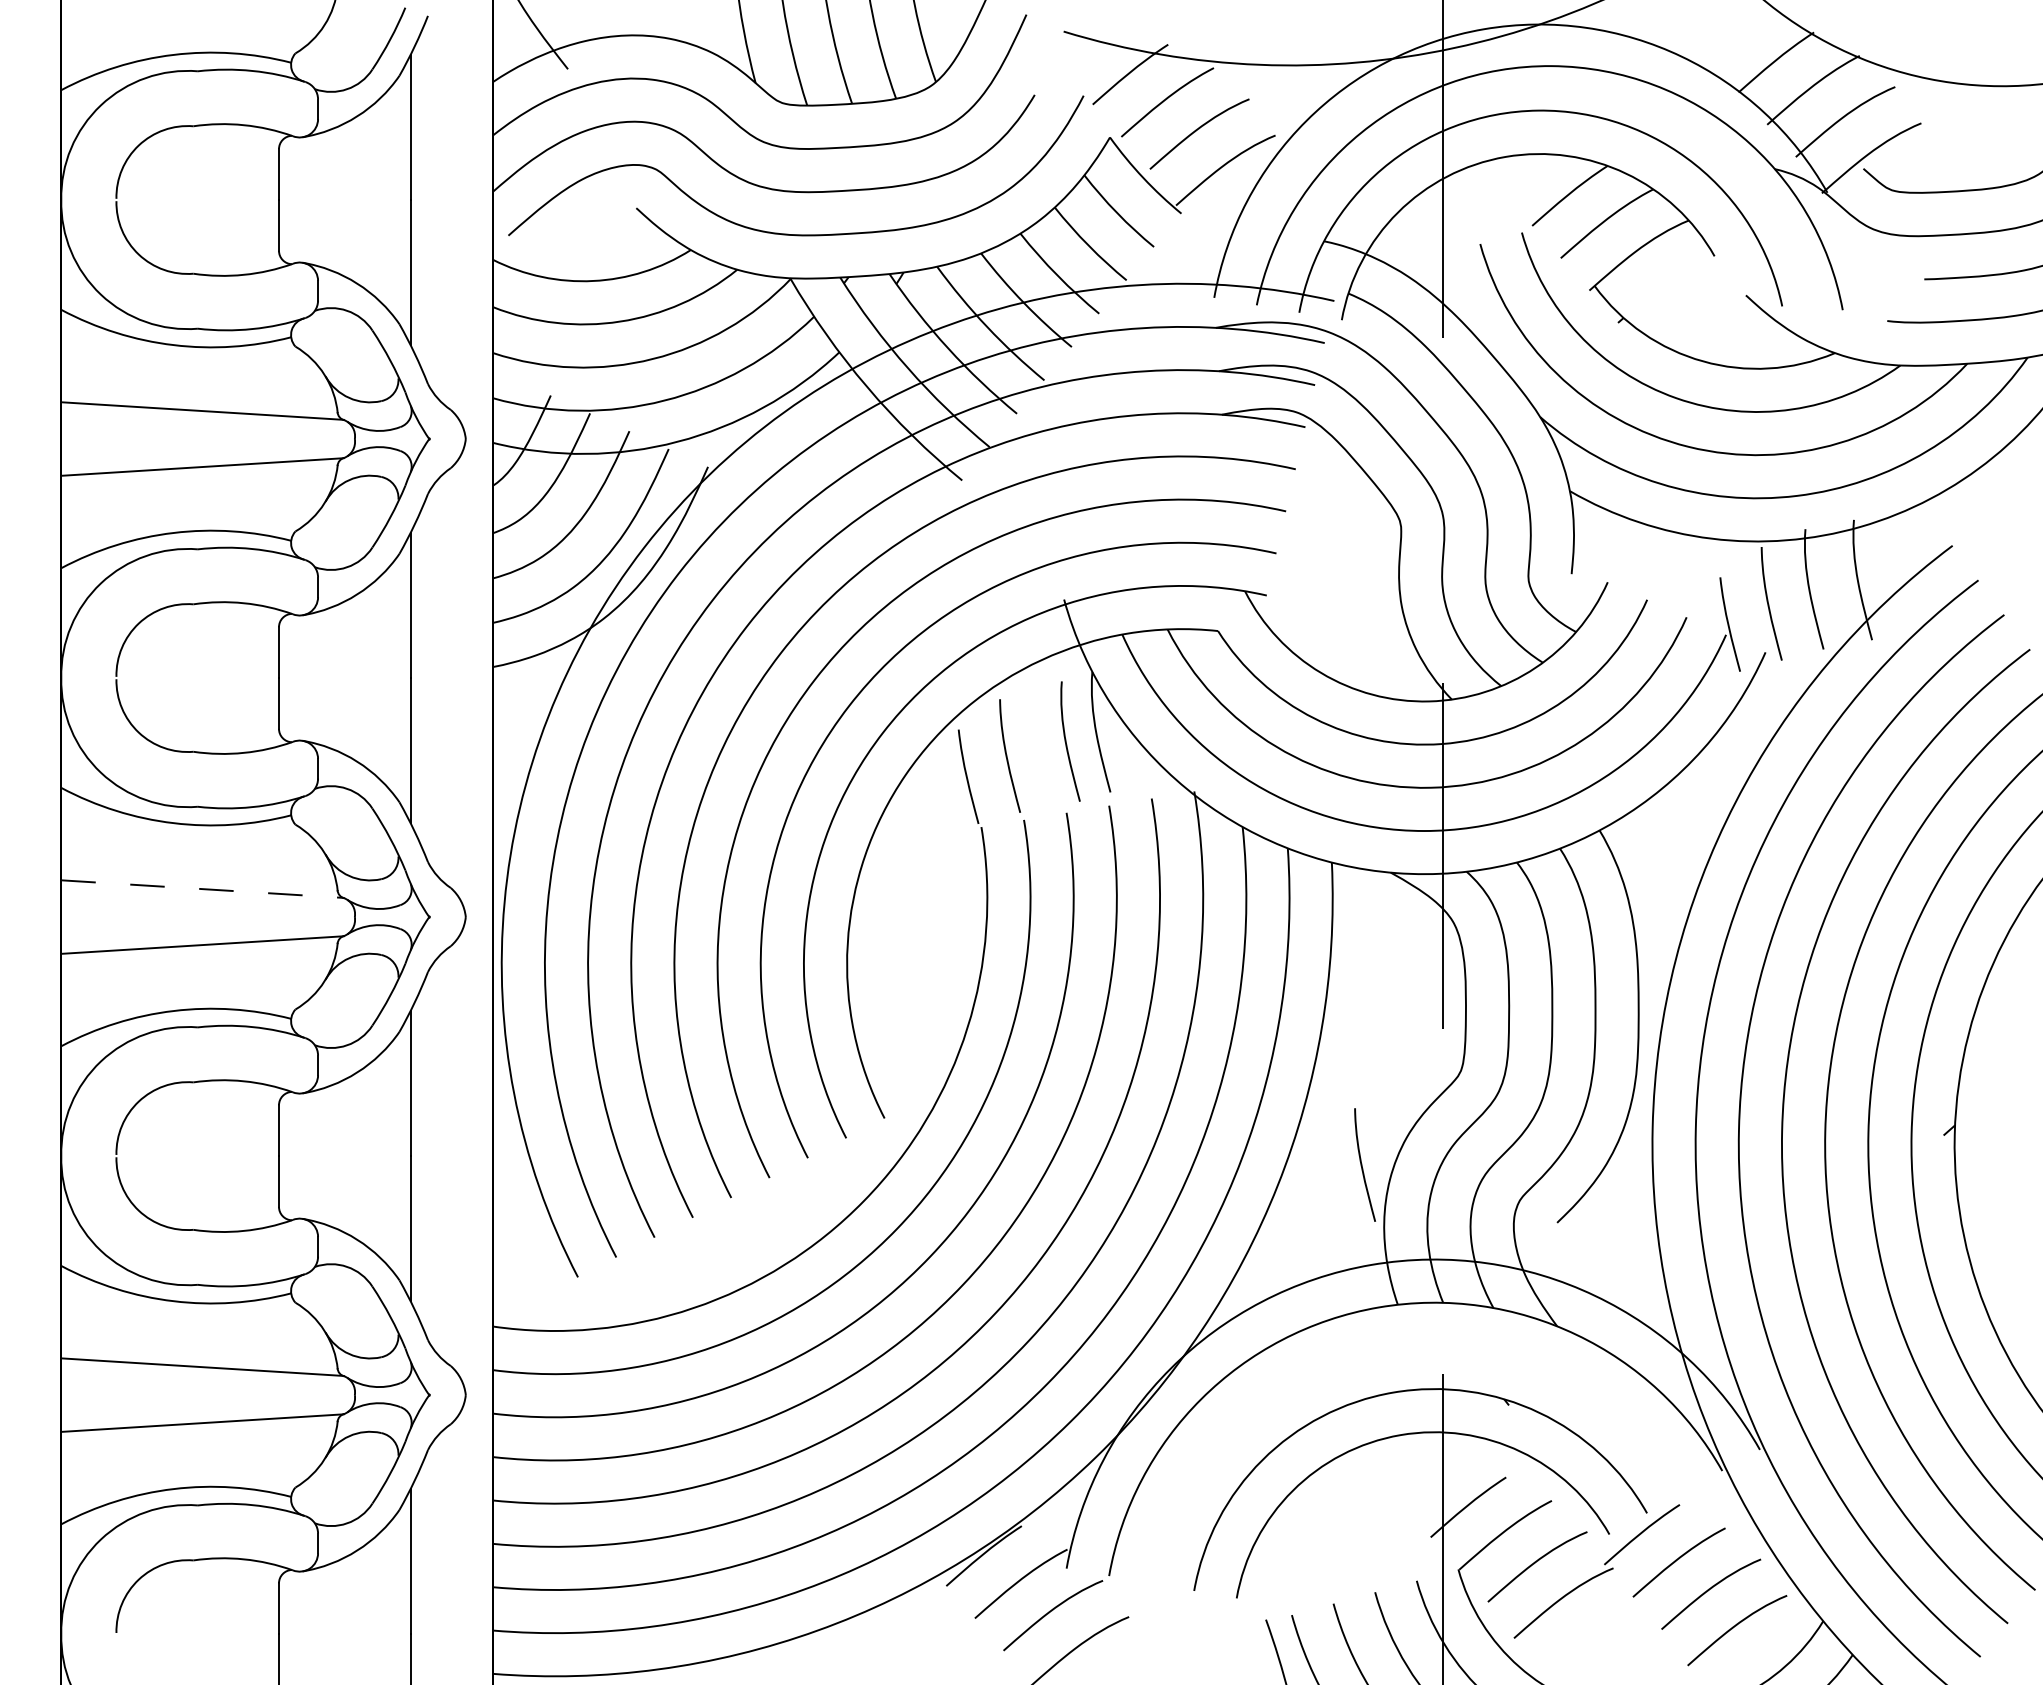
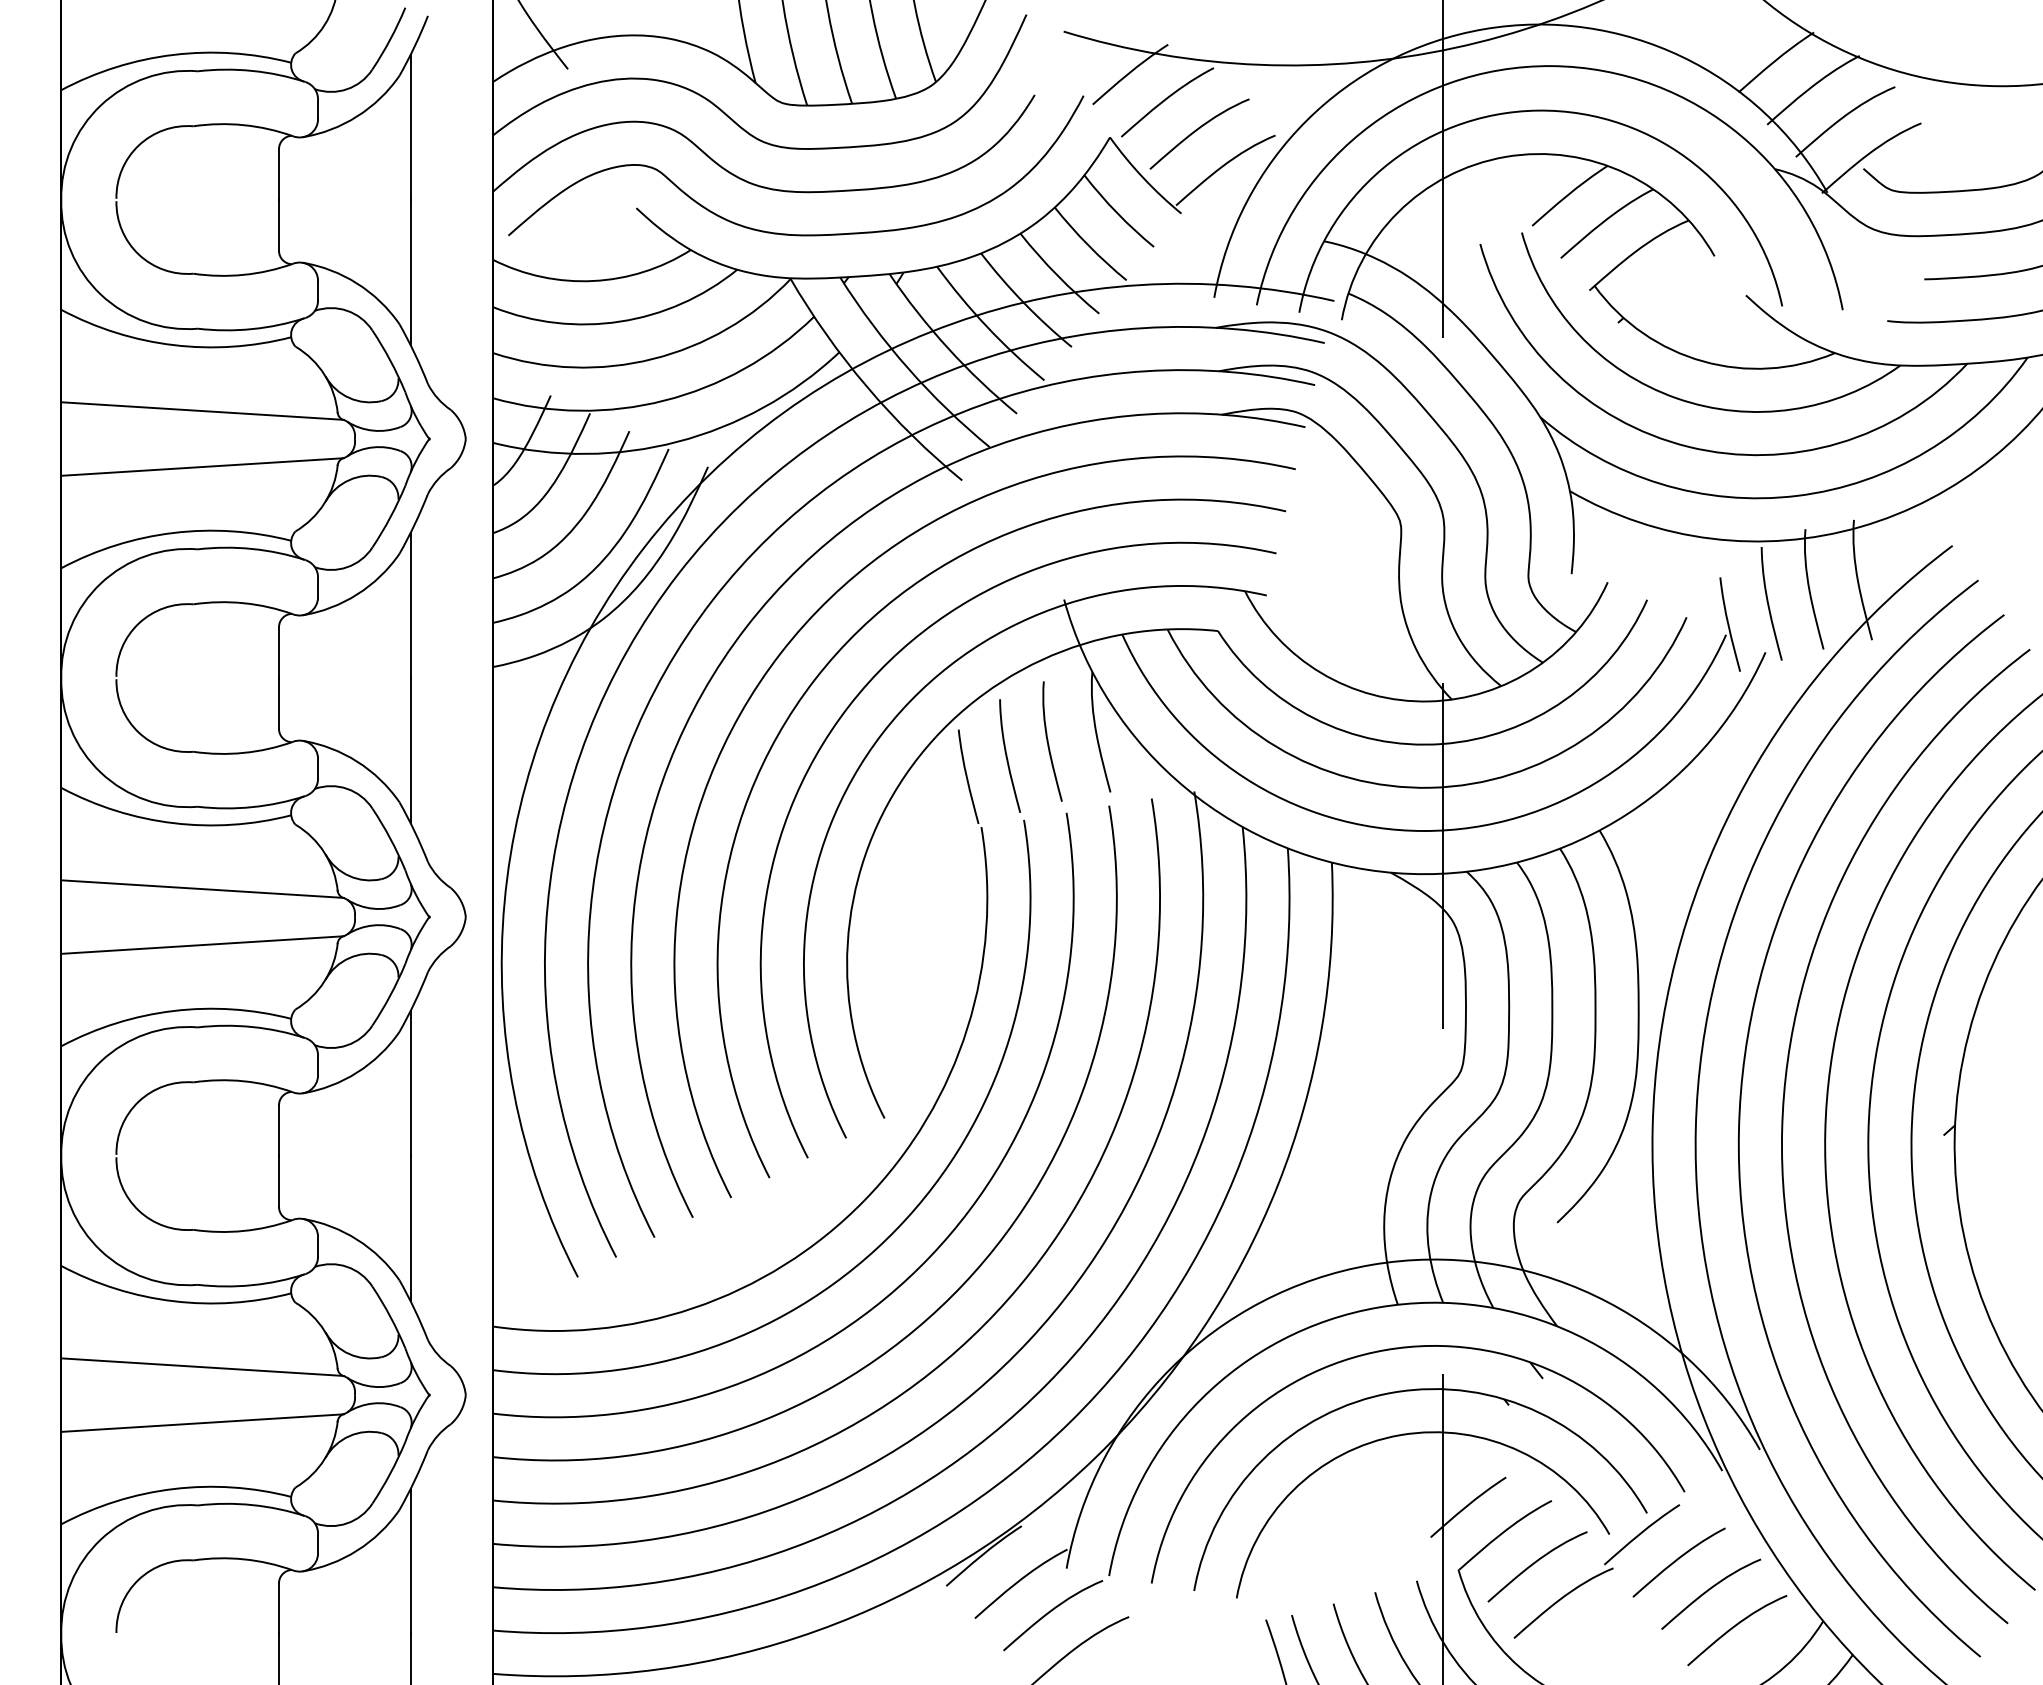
curve position: (1066, 741) -> (1048, 741) (1048, 741)
line: dashed -> solid (202, 889)
curve: present -> none (1362, 1164)
part: none -> present (1407, 1348)
